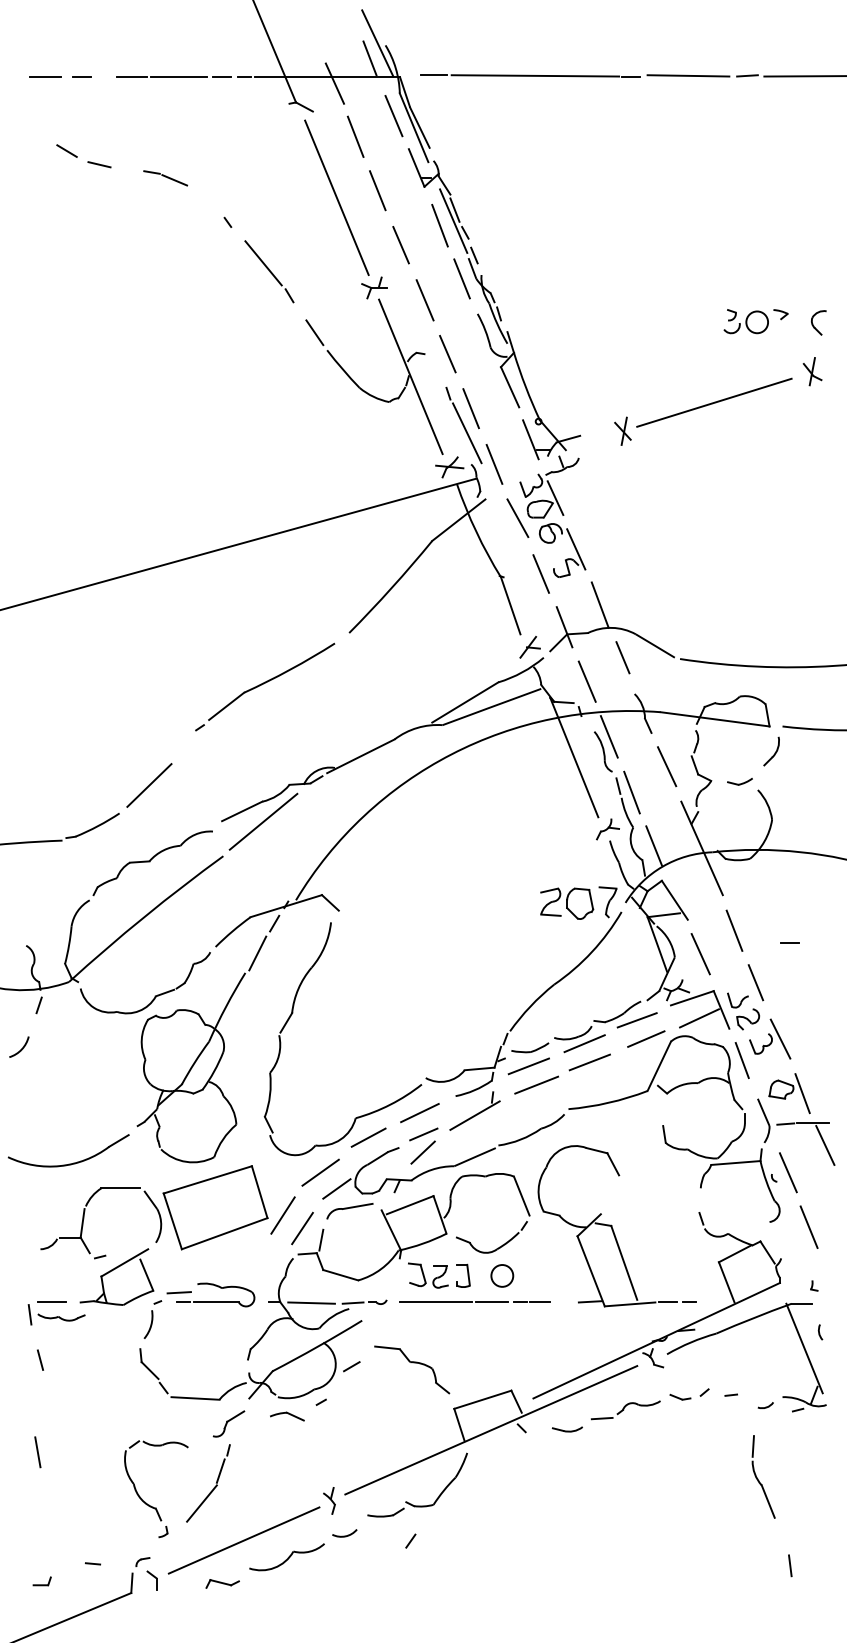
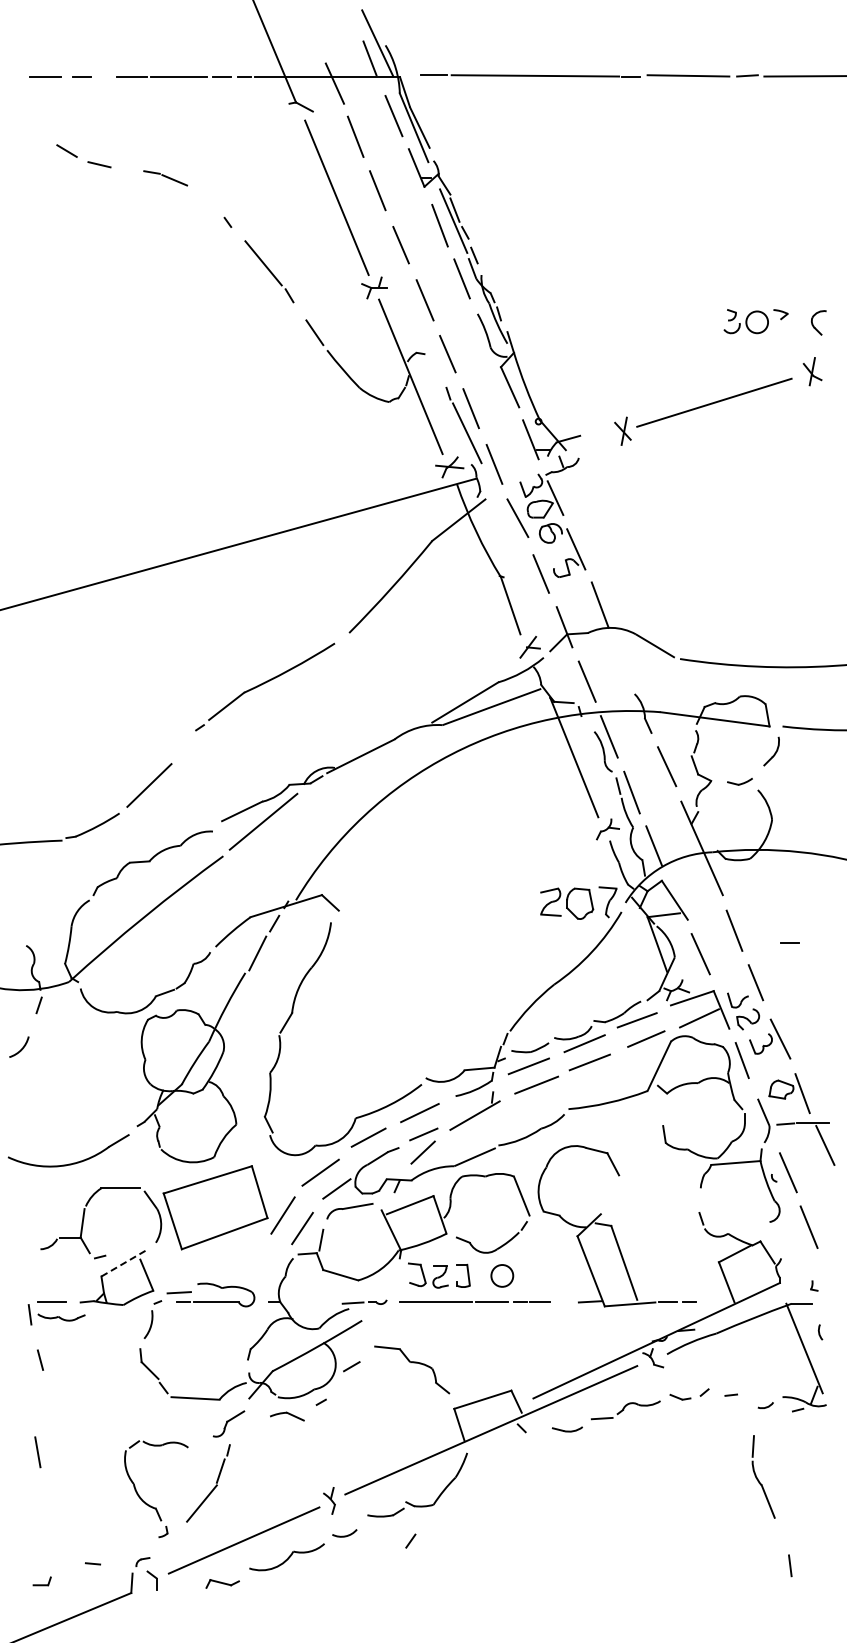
line: present -> none (622, 657)
line: solid -> dashed (125, 1262)
line: present -> none (311, 1302)
